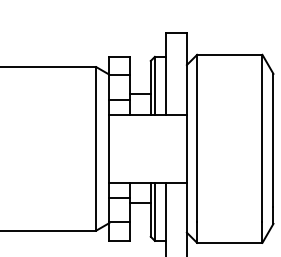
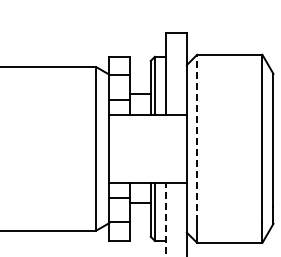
line: solid -> dashed (197, 137)
line: solid -> dashed (166, 219)
